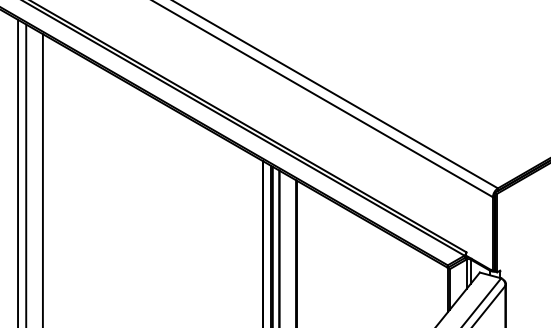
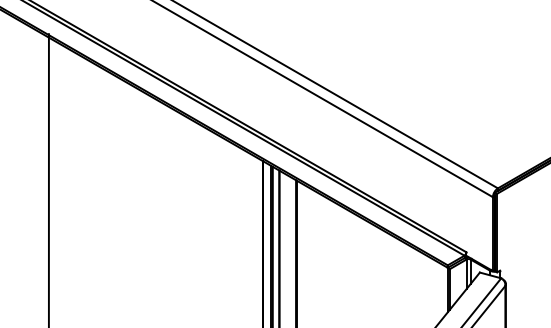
line: present -> none (18, 171)
line: present -> none (26, 174)
line position: (42, 179) -> (48, 179) (48, 179)
